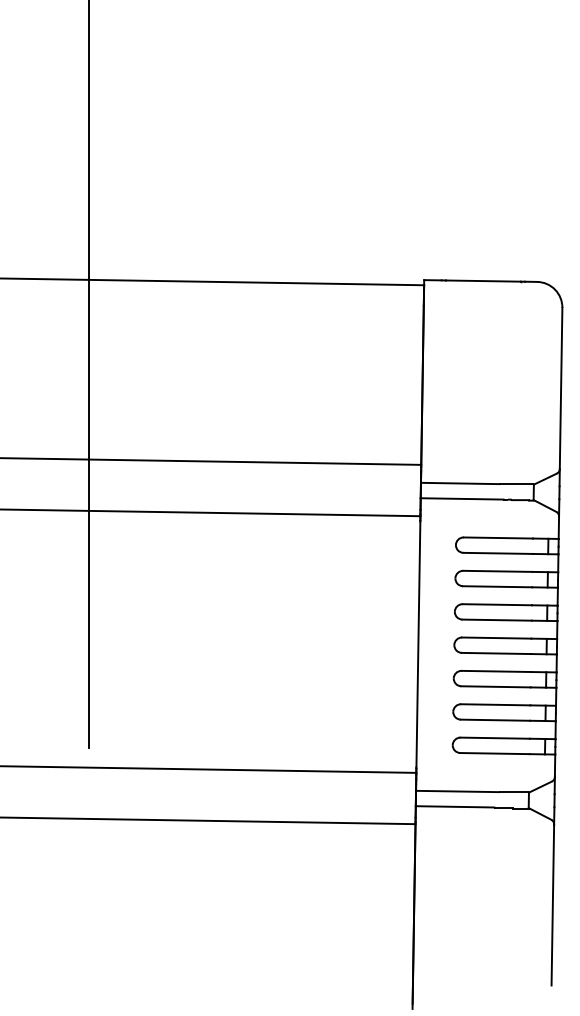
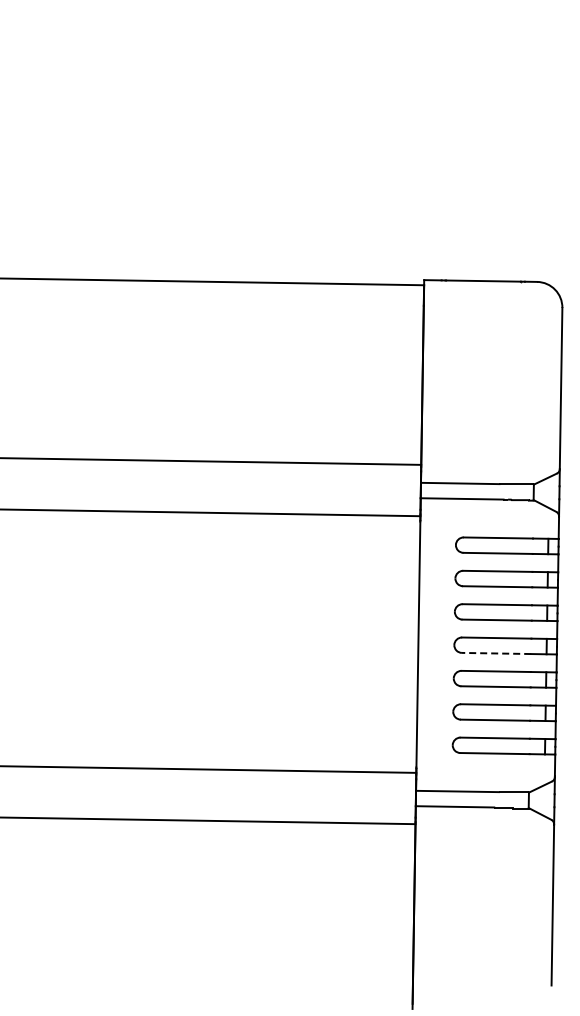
line: present -> none (89, 375)
line: solid -> dashed (496, 653)
